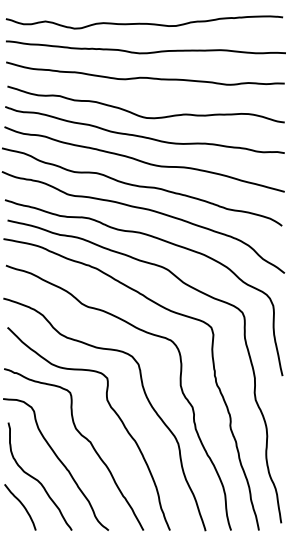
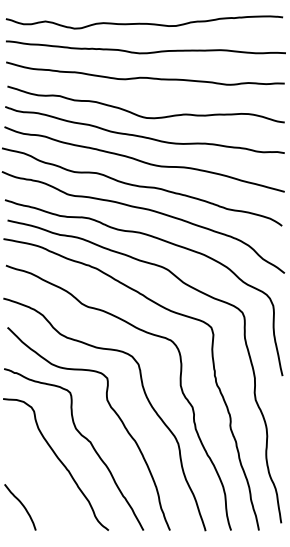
curve: present -> none (36, 478)
